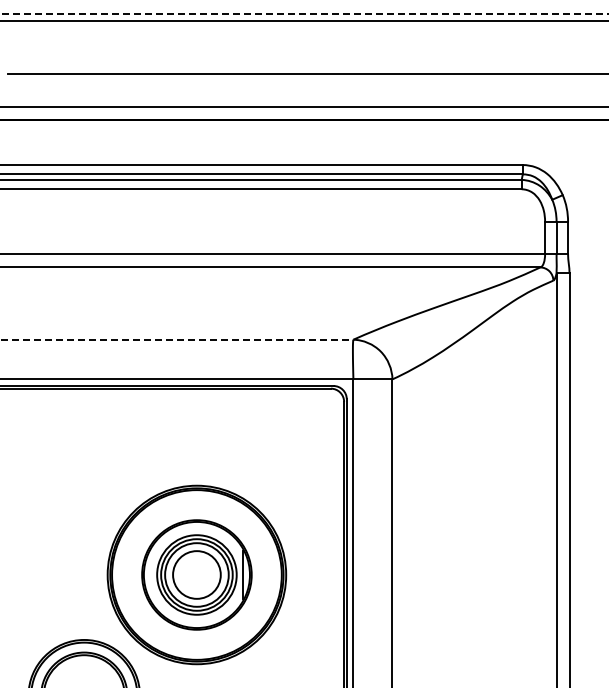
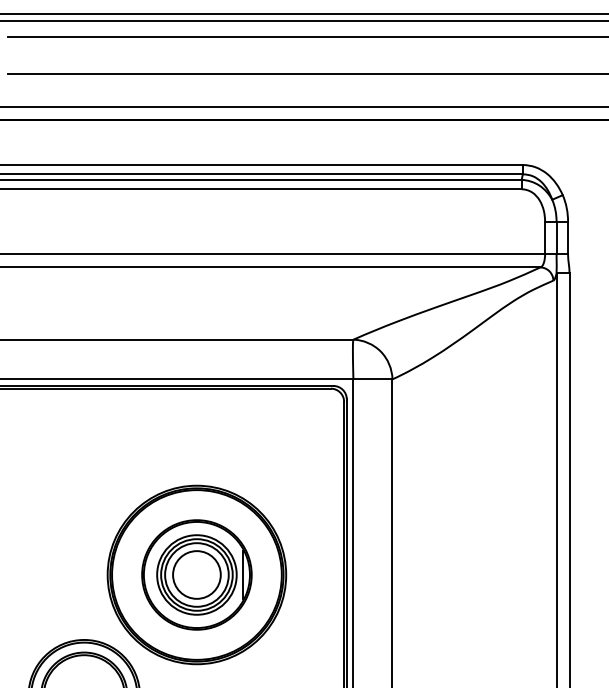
line: dashed -> solid (304, 14)
line: none -> present (306, 36)
line: dashed -> solid (177, 339)
